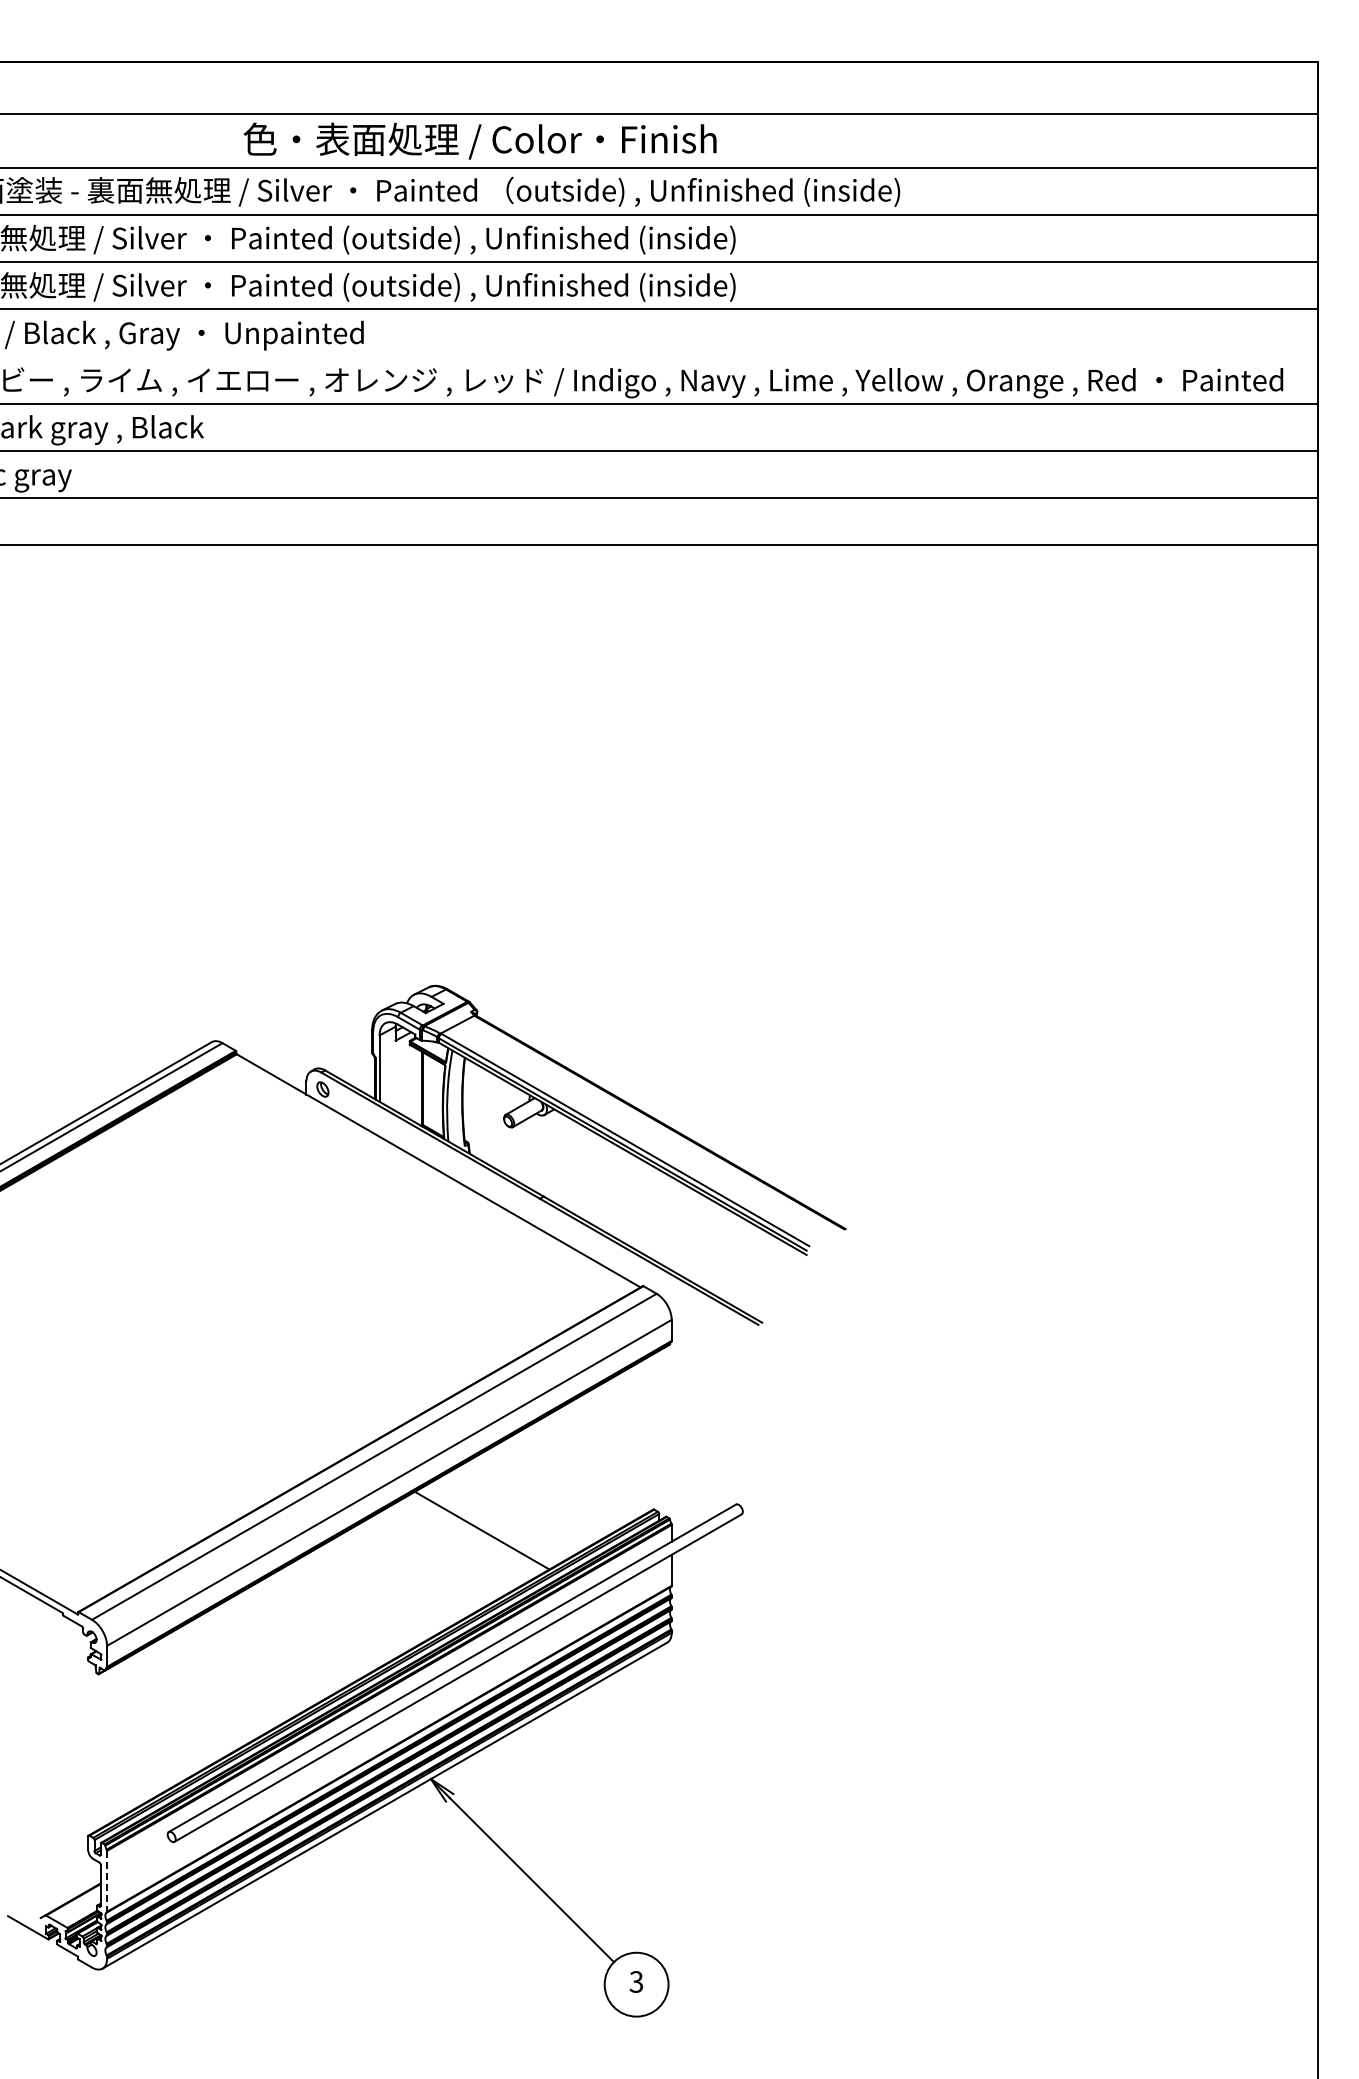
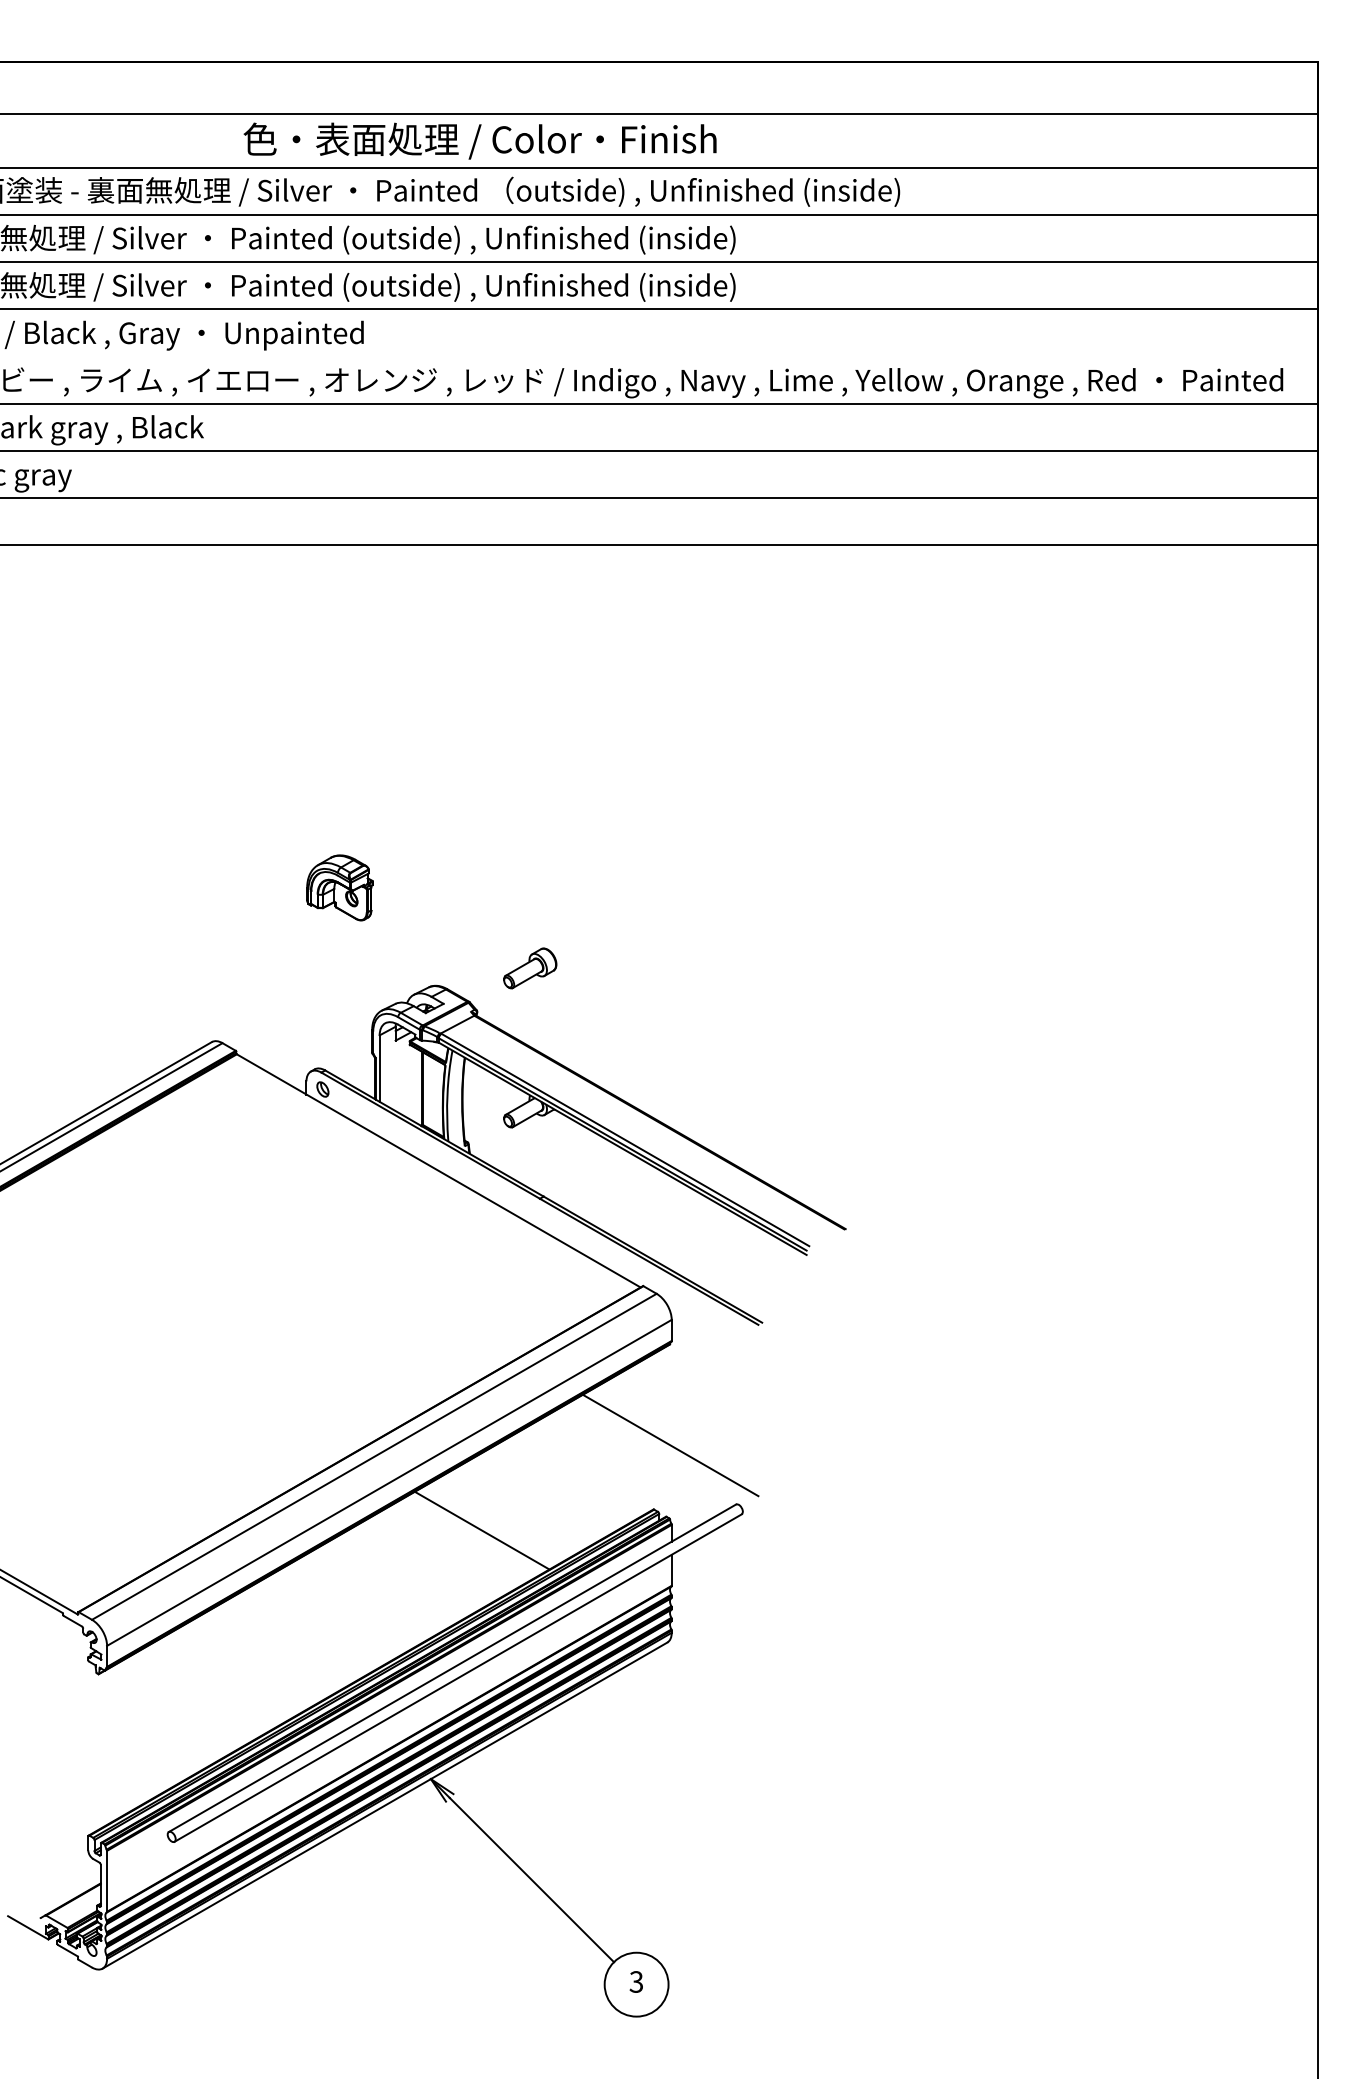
part: none -> present (339, 887)
part: none -> present (530, 968)
line: none -> present (670, 1445)
line: dashed -> solid (107, 1881)
